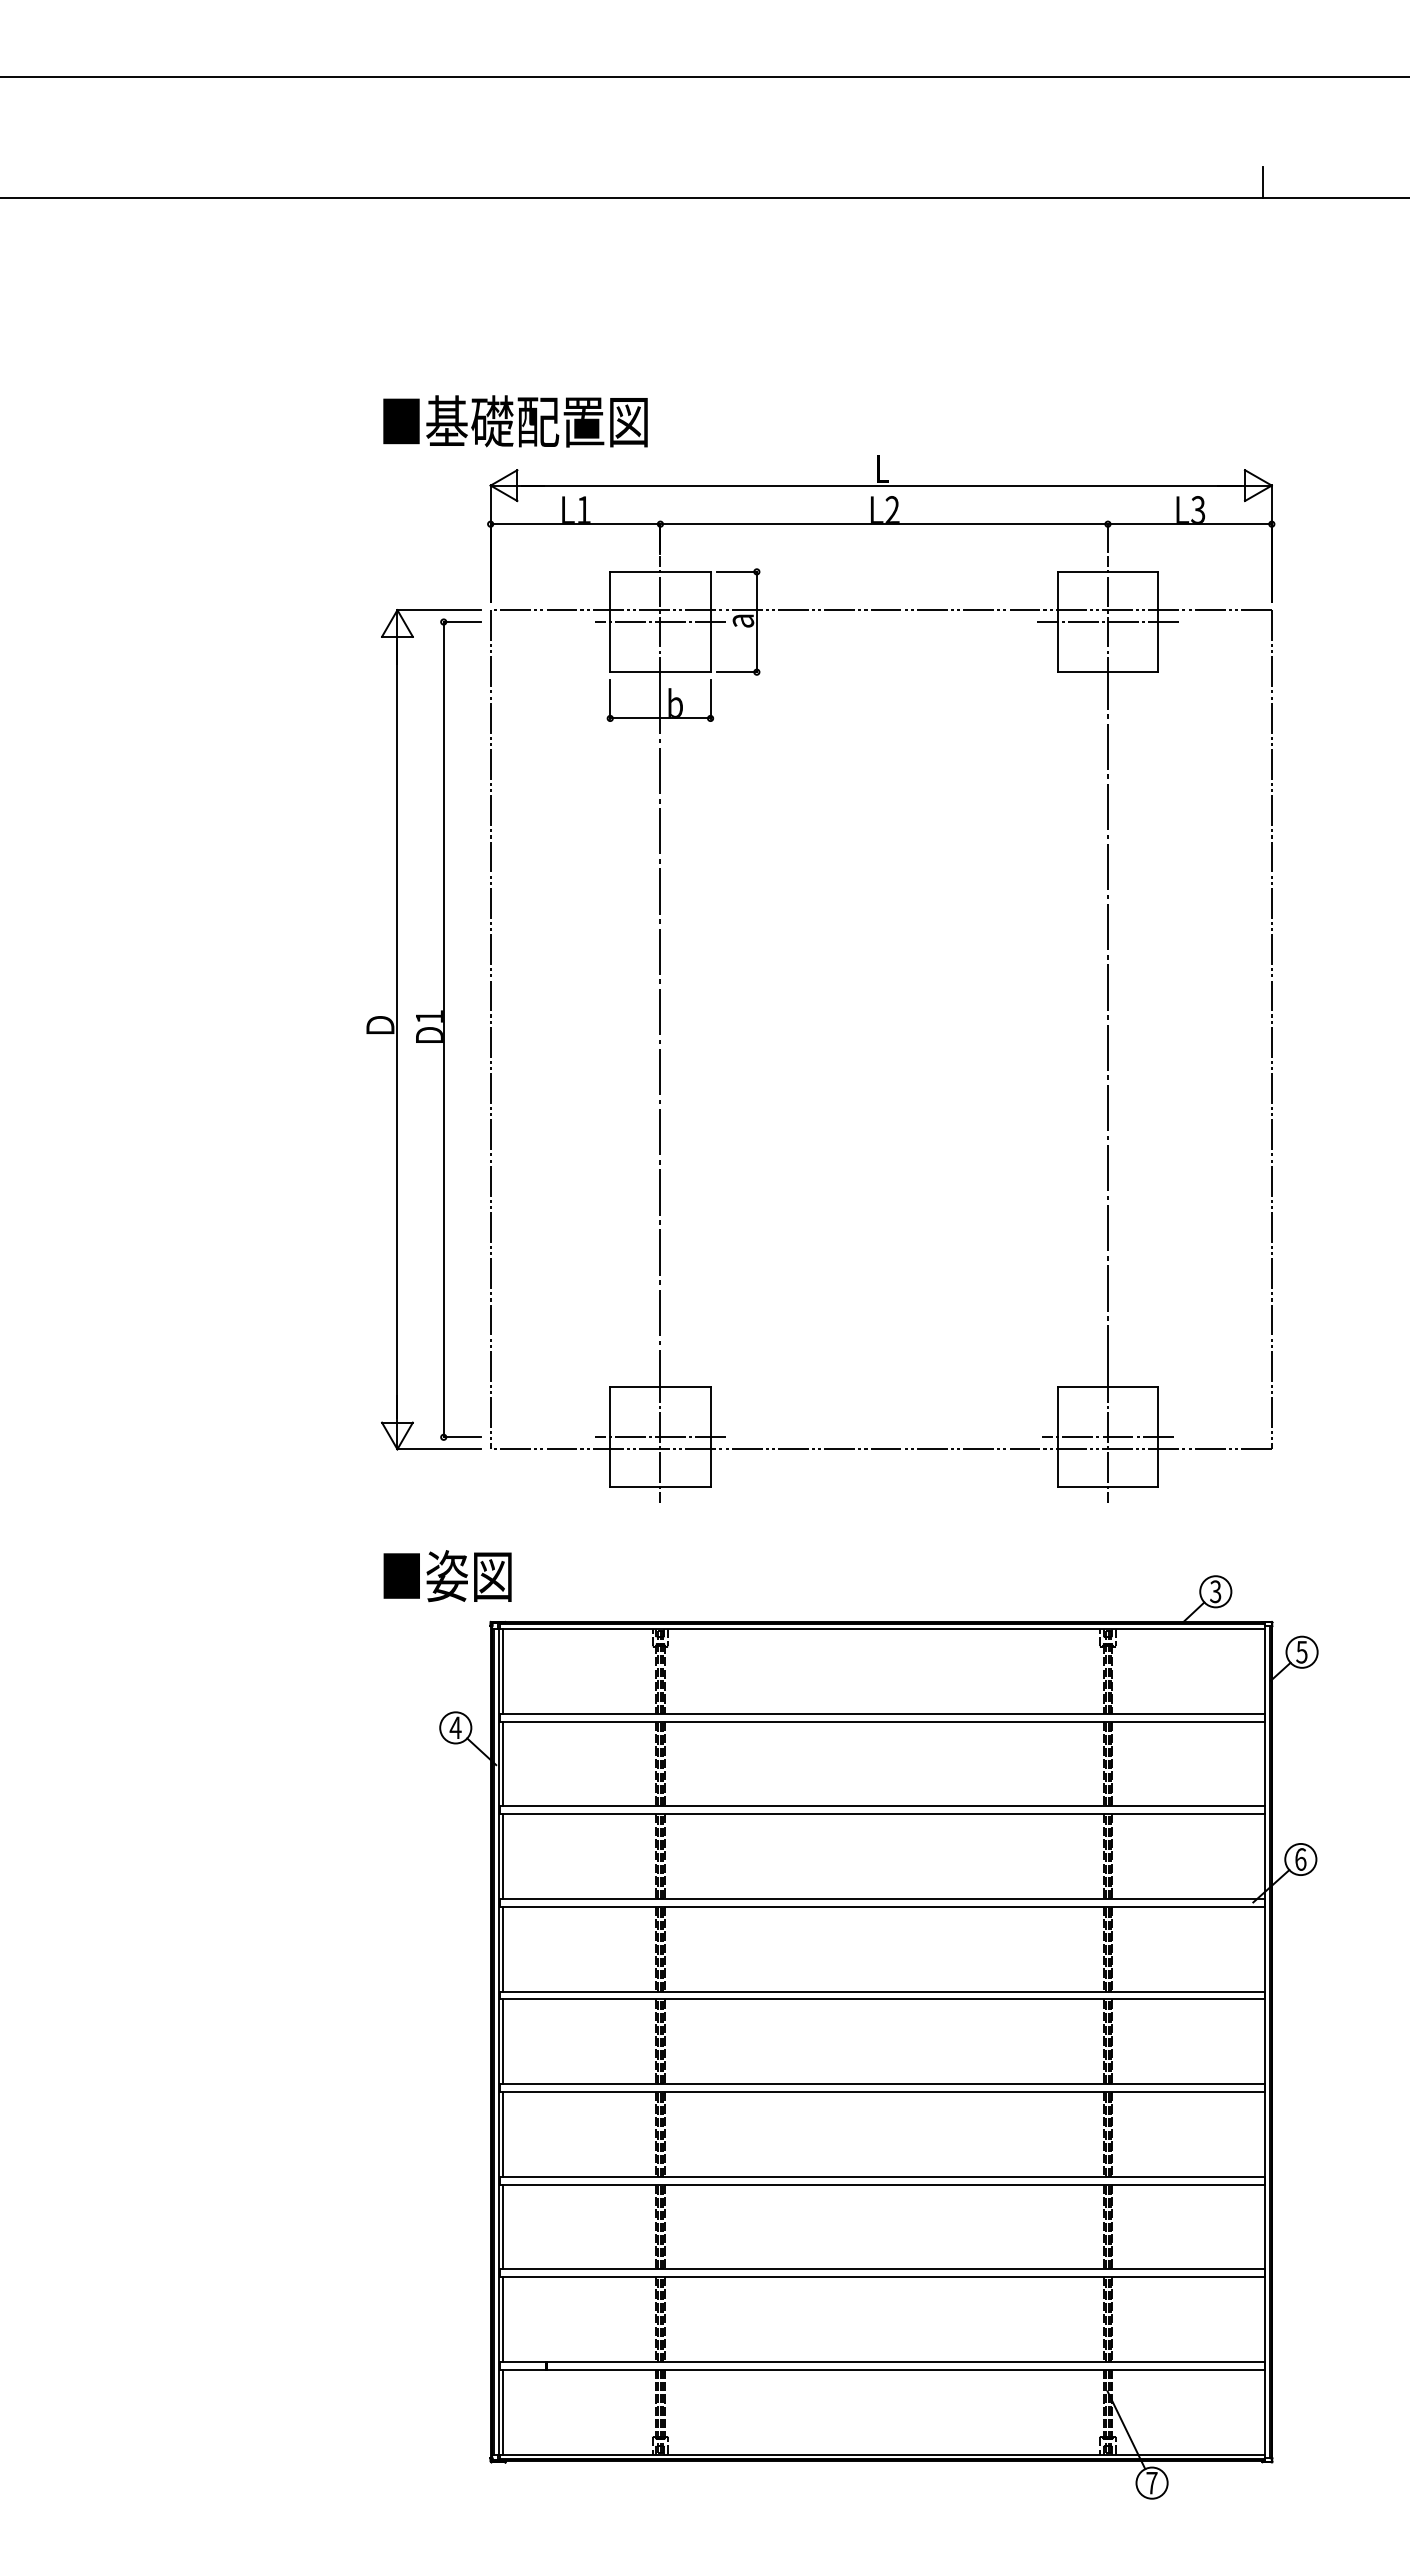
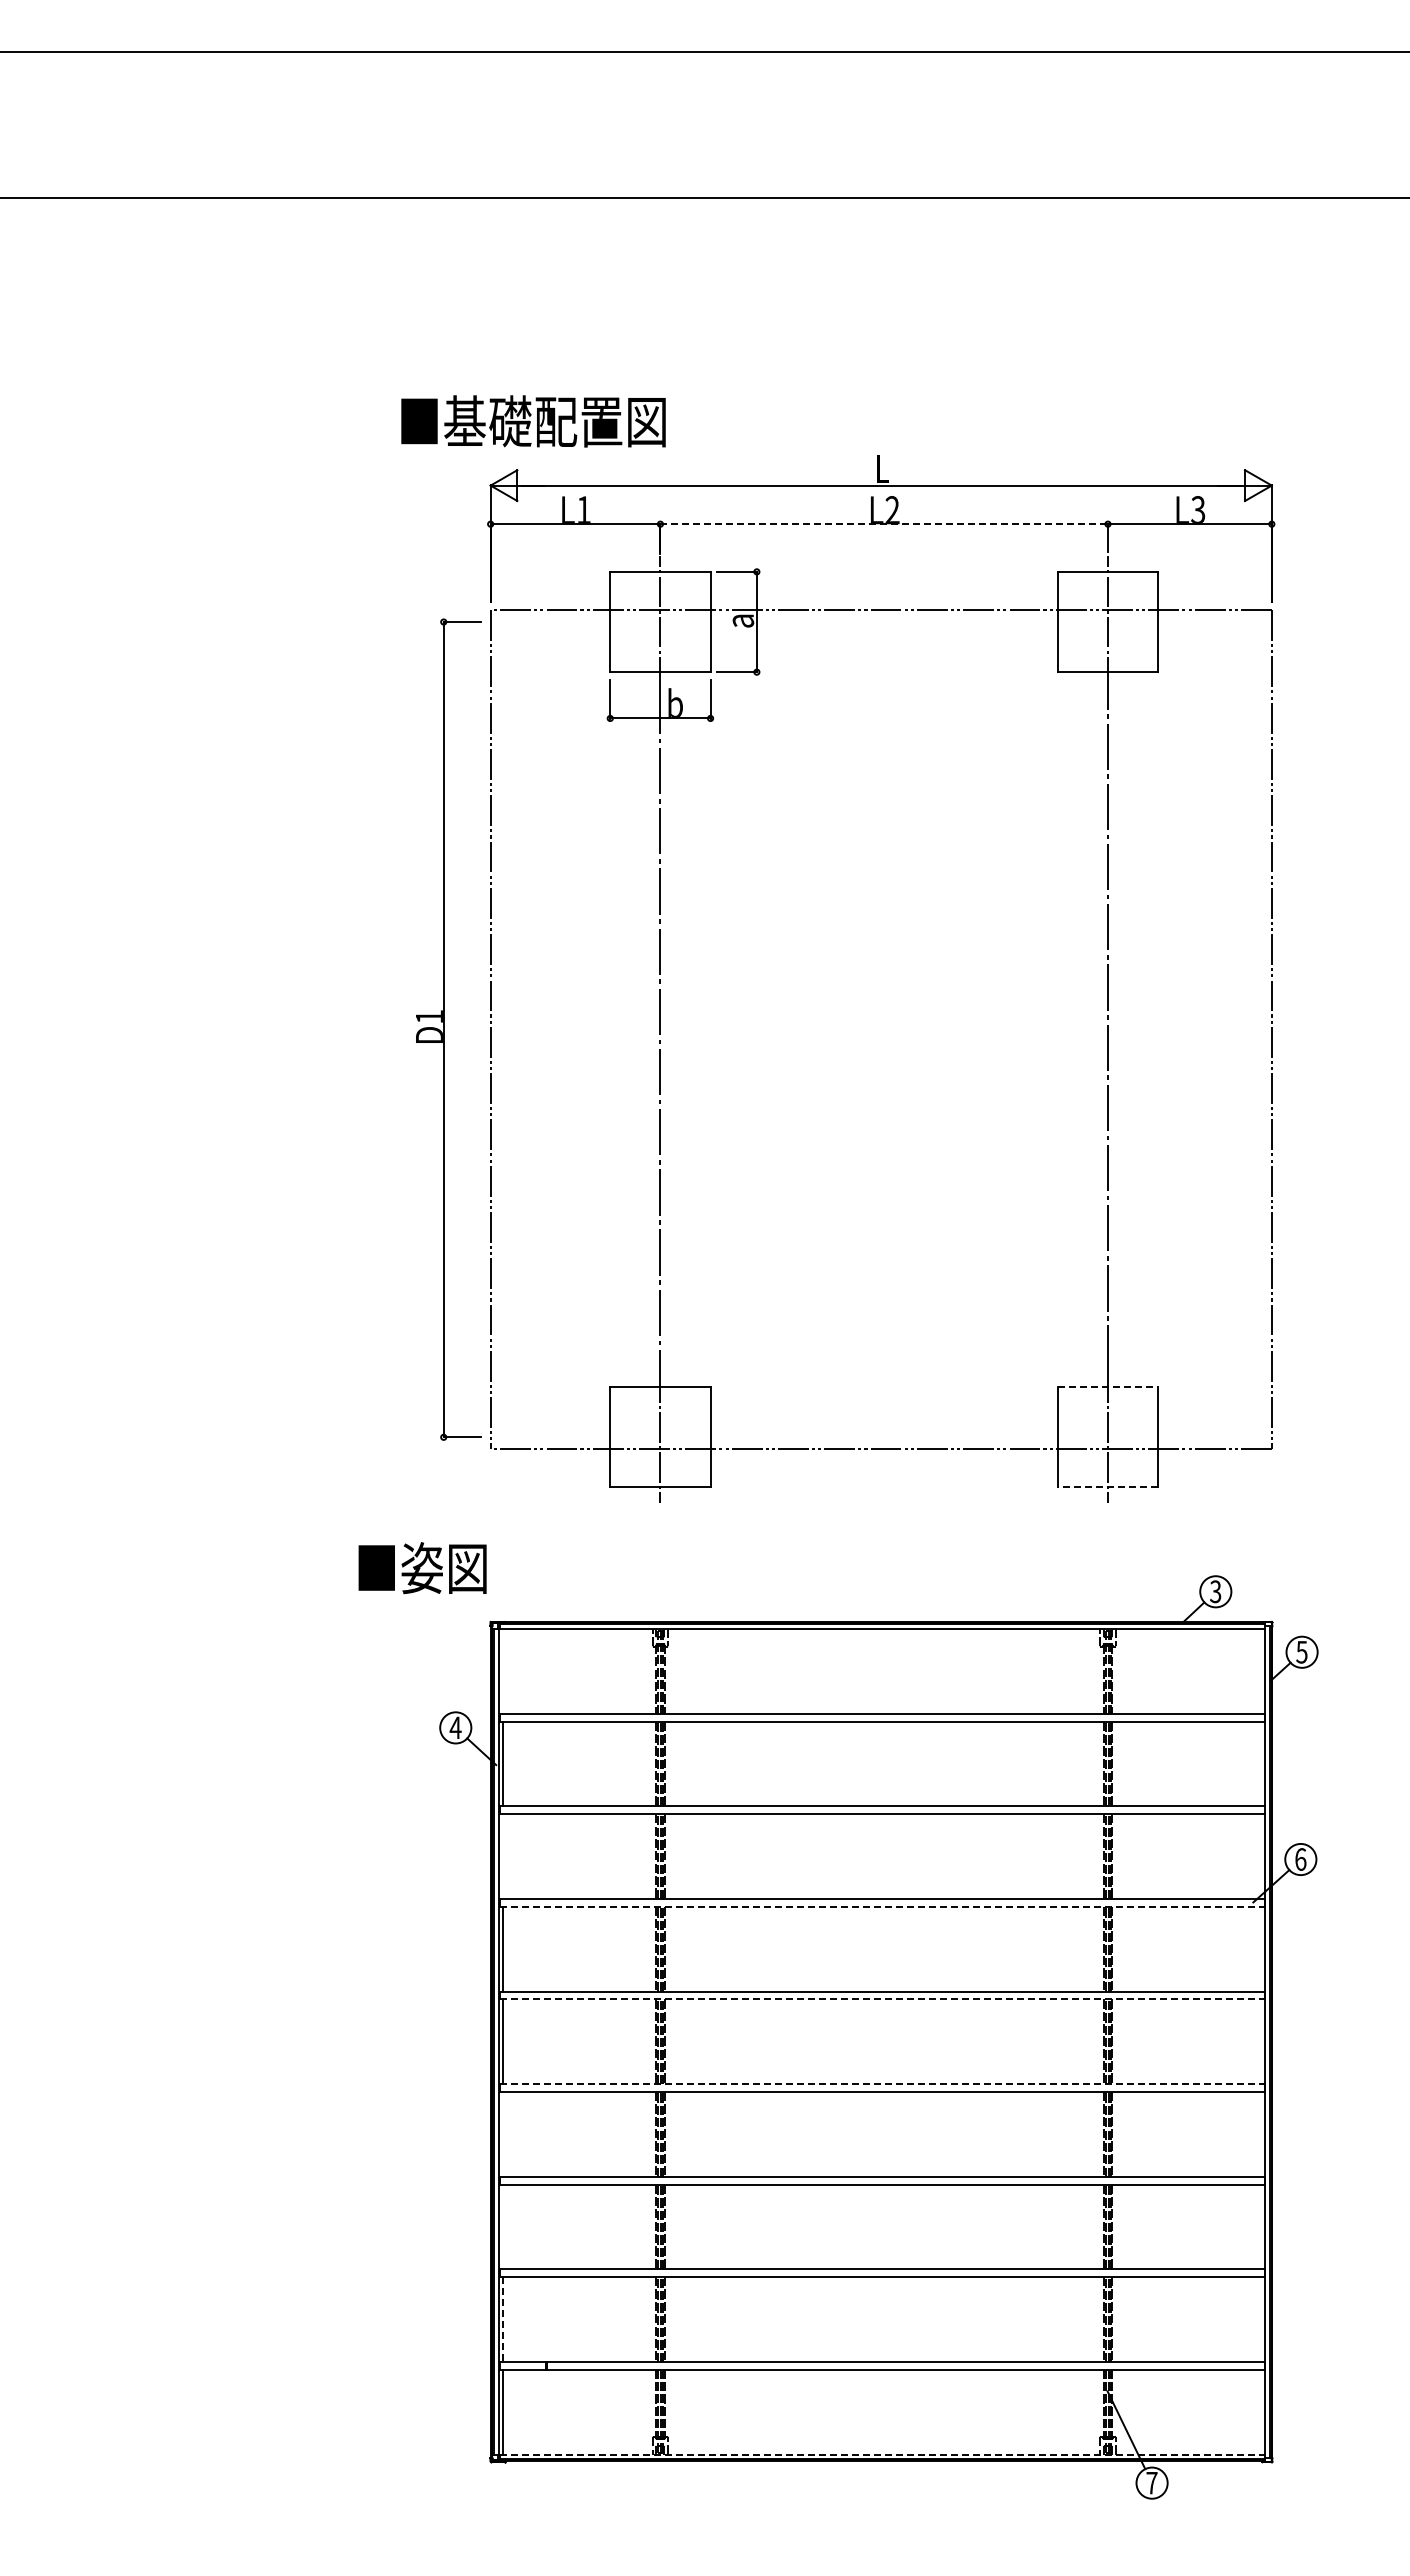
line position: (704, 77) -> (704, 52) (704, 52)
line: present -> none (1263, 181)
text position: (515, 421) -> (533, 421) (533, 421)
line: solid -> dashed (884, 524)
line: present -> none (660, 622)
line: present -> none (1107, 622)
part: present -> none (397, 1029)
line: solid -> dashed (1108, 1387)
line: present -> none (660, 1437)
line: present -> none (1107, 1437)
line: solid -> dashed (1107, 1487)
text position: (447, 1576) -> (422, 1568) (422, 1568)
line: present -> none (503, 1670)
line: present -> none (503, 1856)
line: solid -> dashed (882, 1906)
line: solid -> dashed (882, 1999)
line: solid -> dashed (882, 2084)
line: present -> none (503, 2133)
line: present -> none (503, 2226)
line: solid -> dashed (503, 2320)
line: solid -> dashed (882, 2454)
